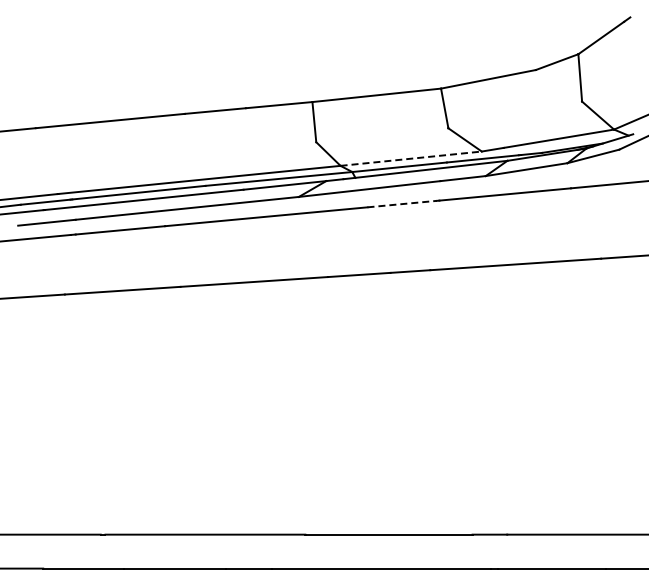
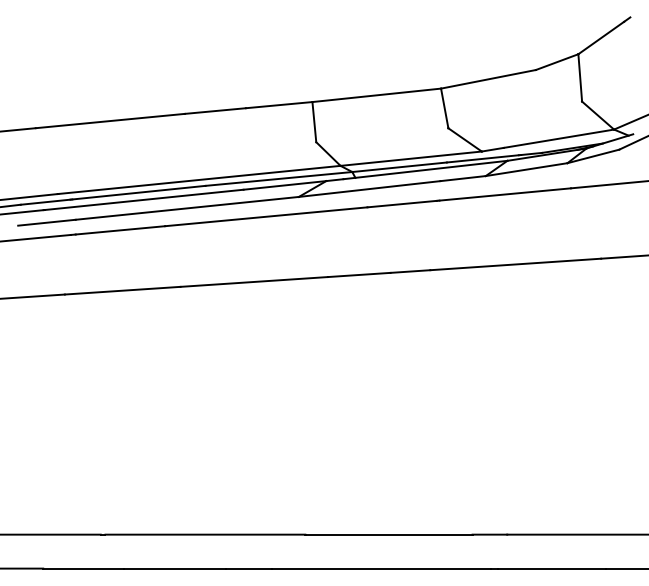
line: dashed -> solid (411, 158)
line: dashed -> solid (402, 204)
